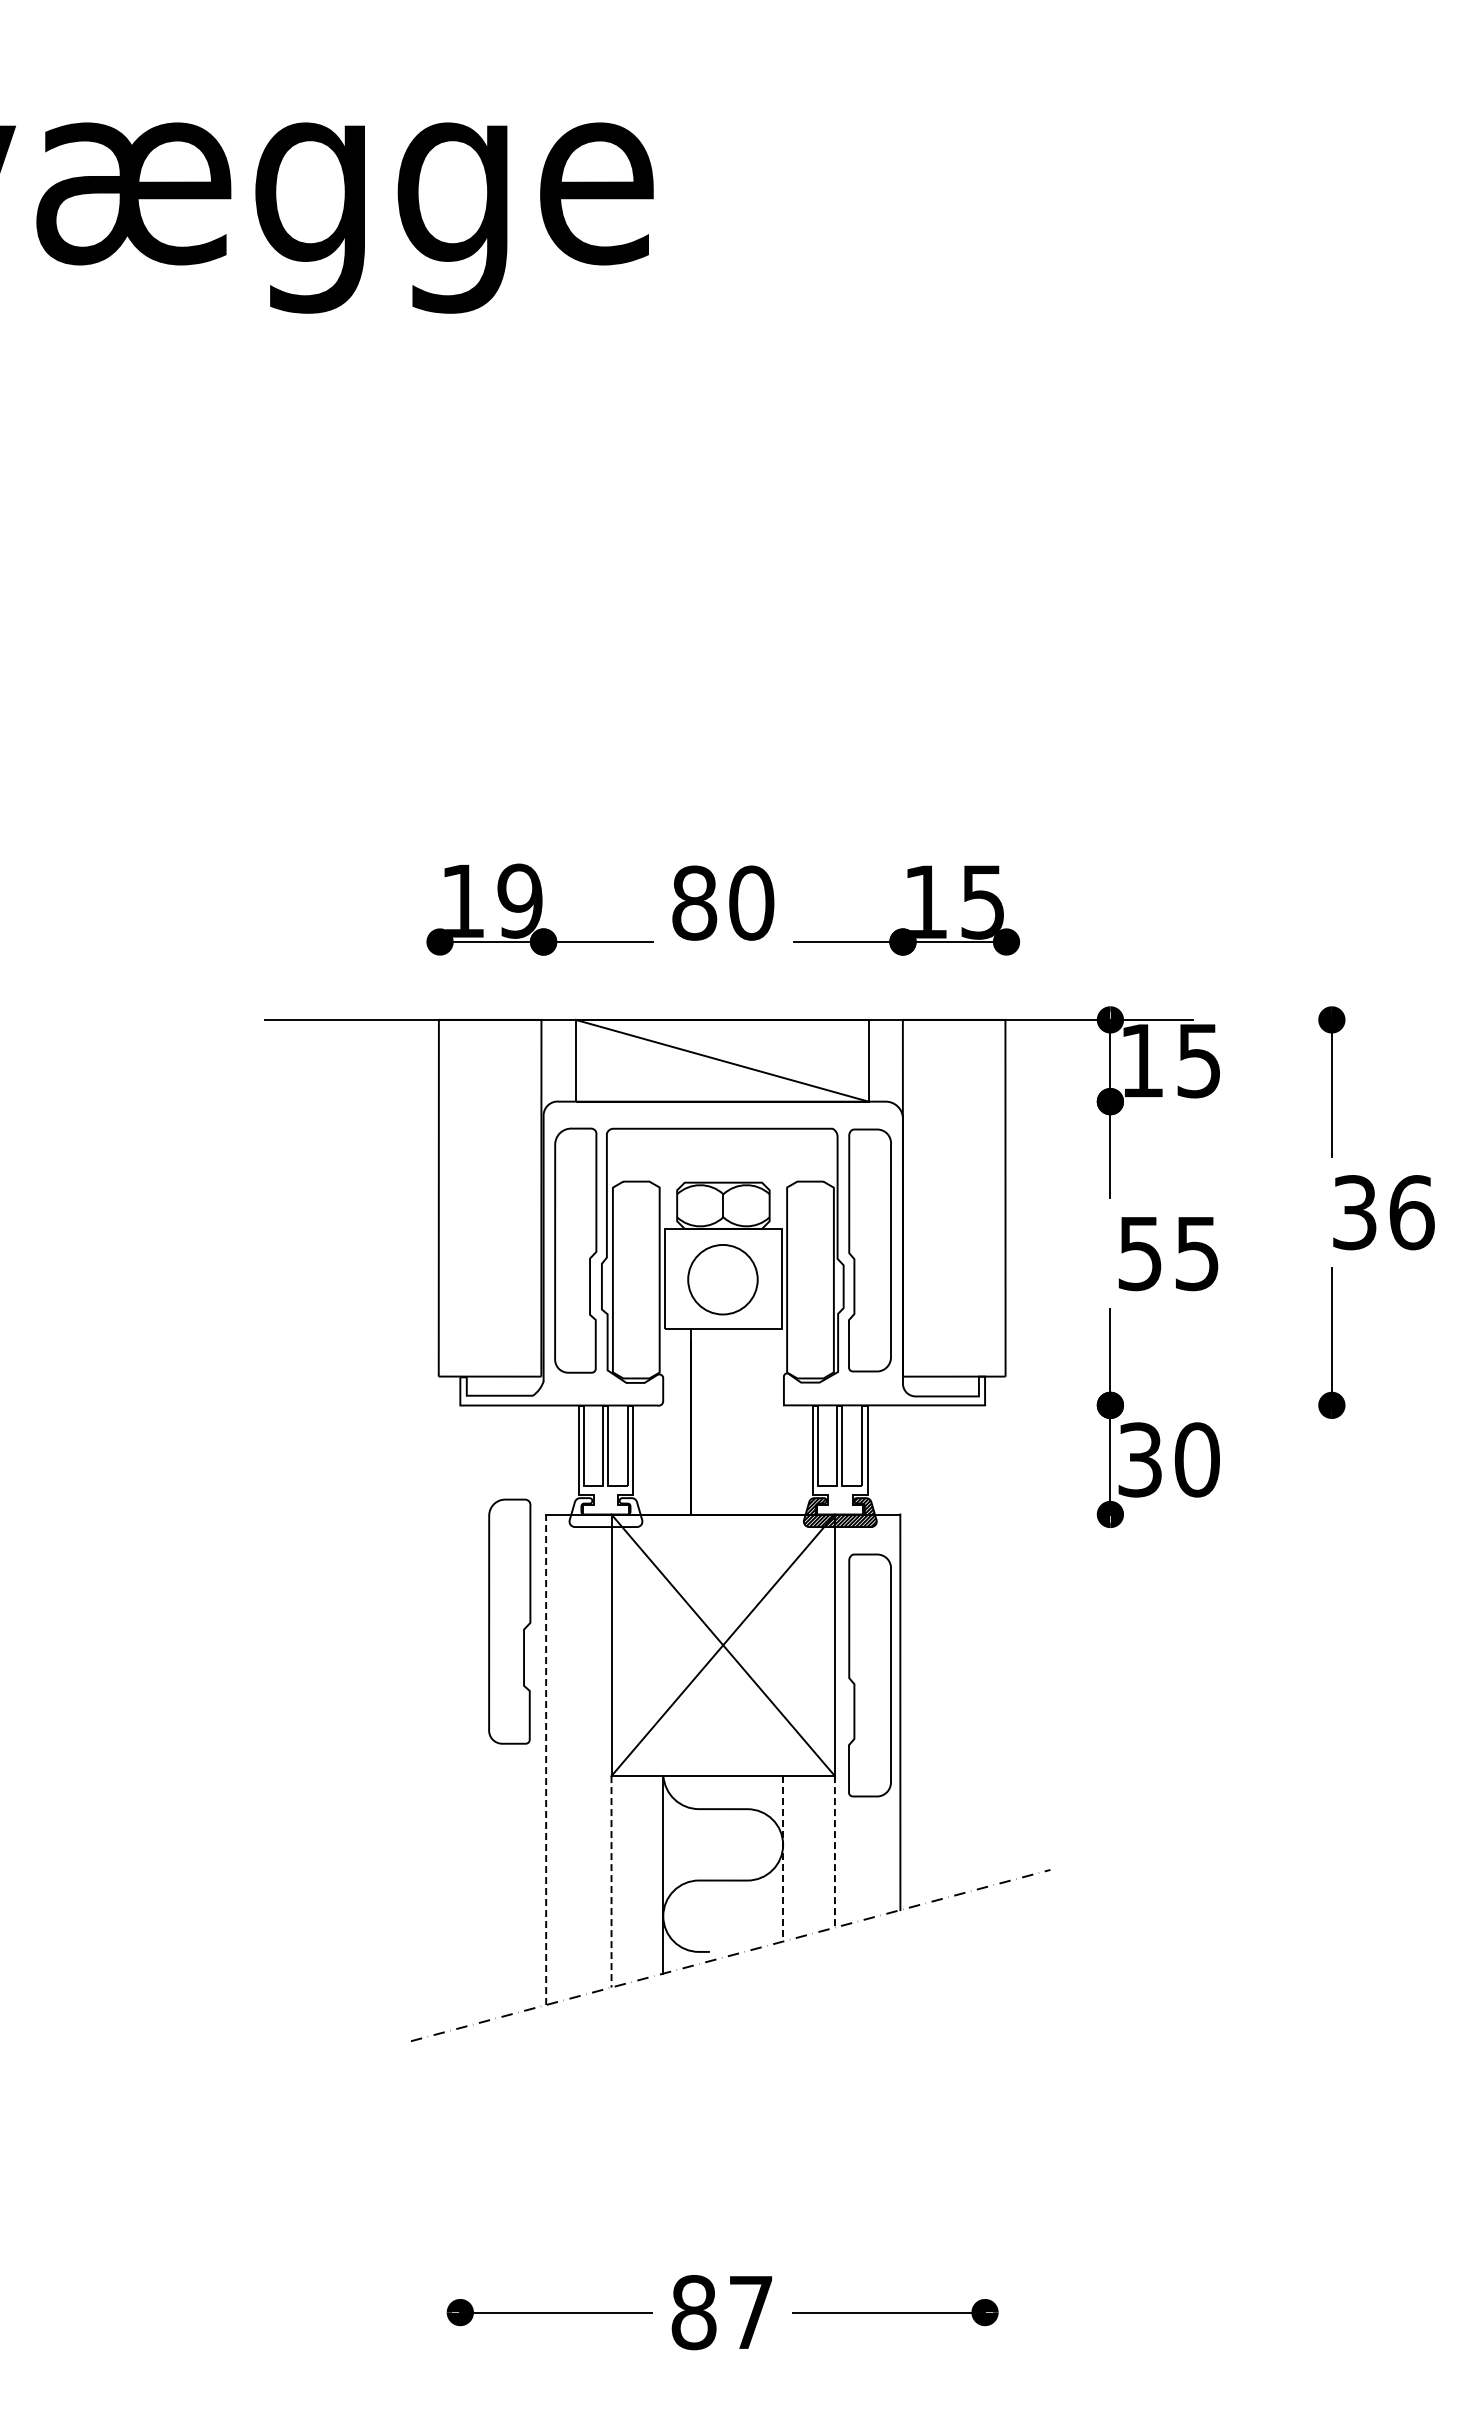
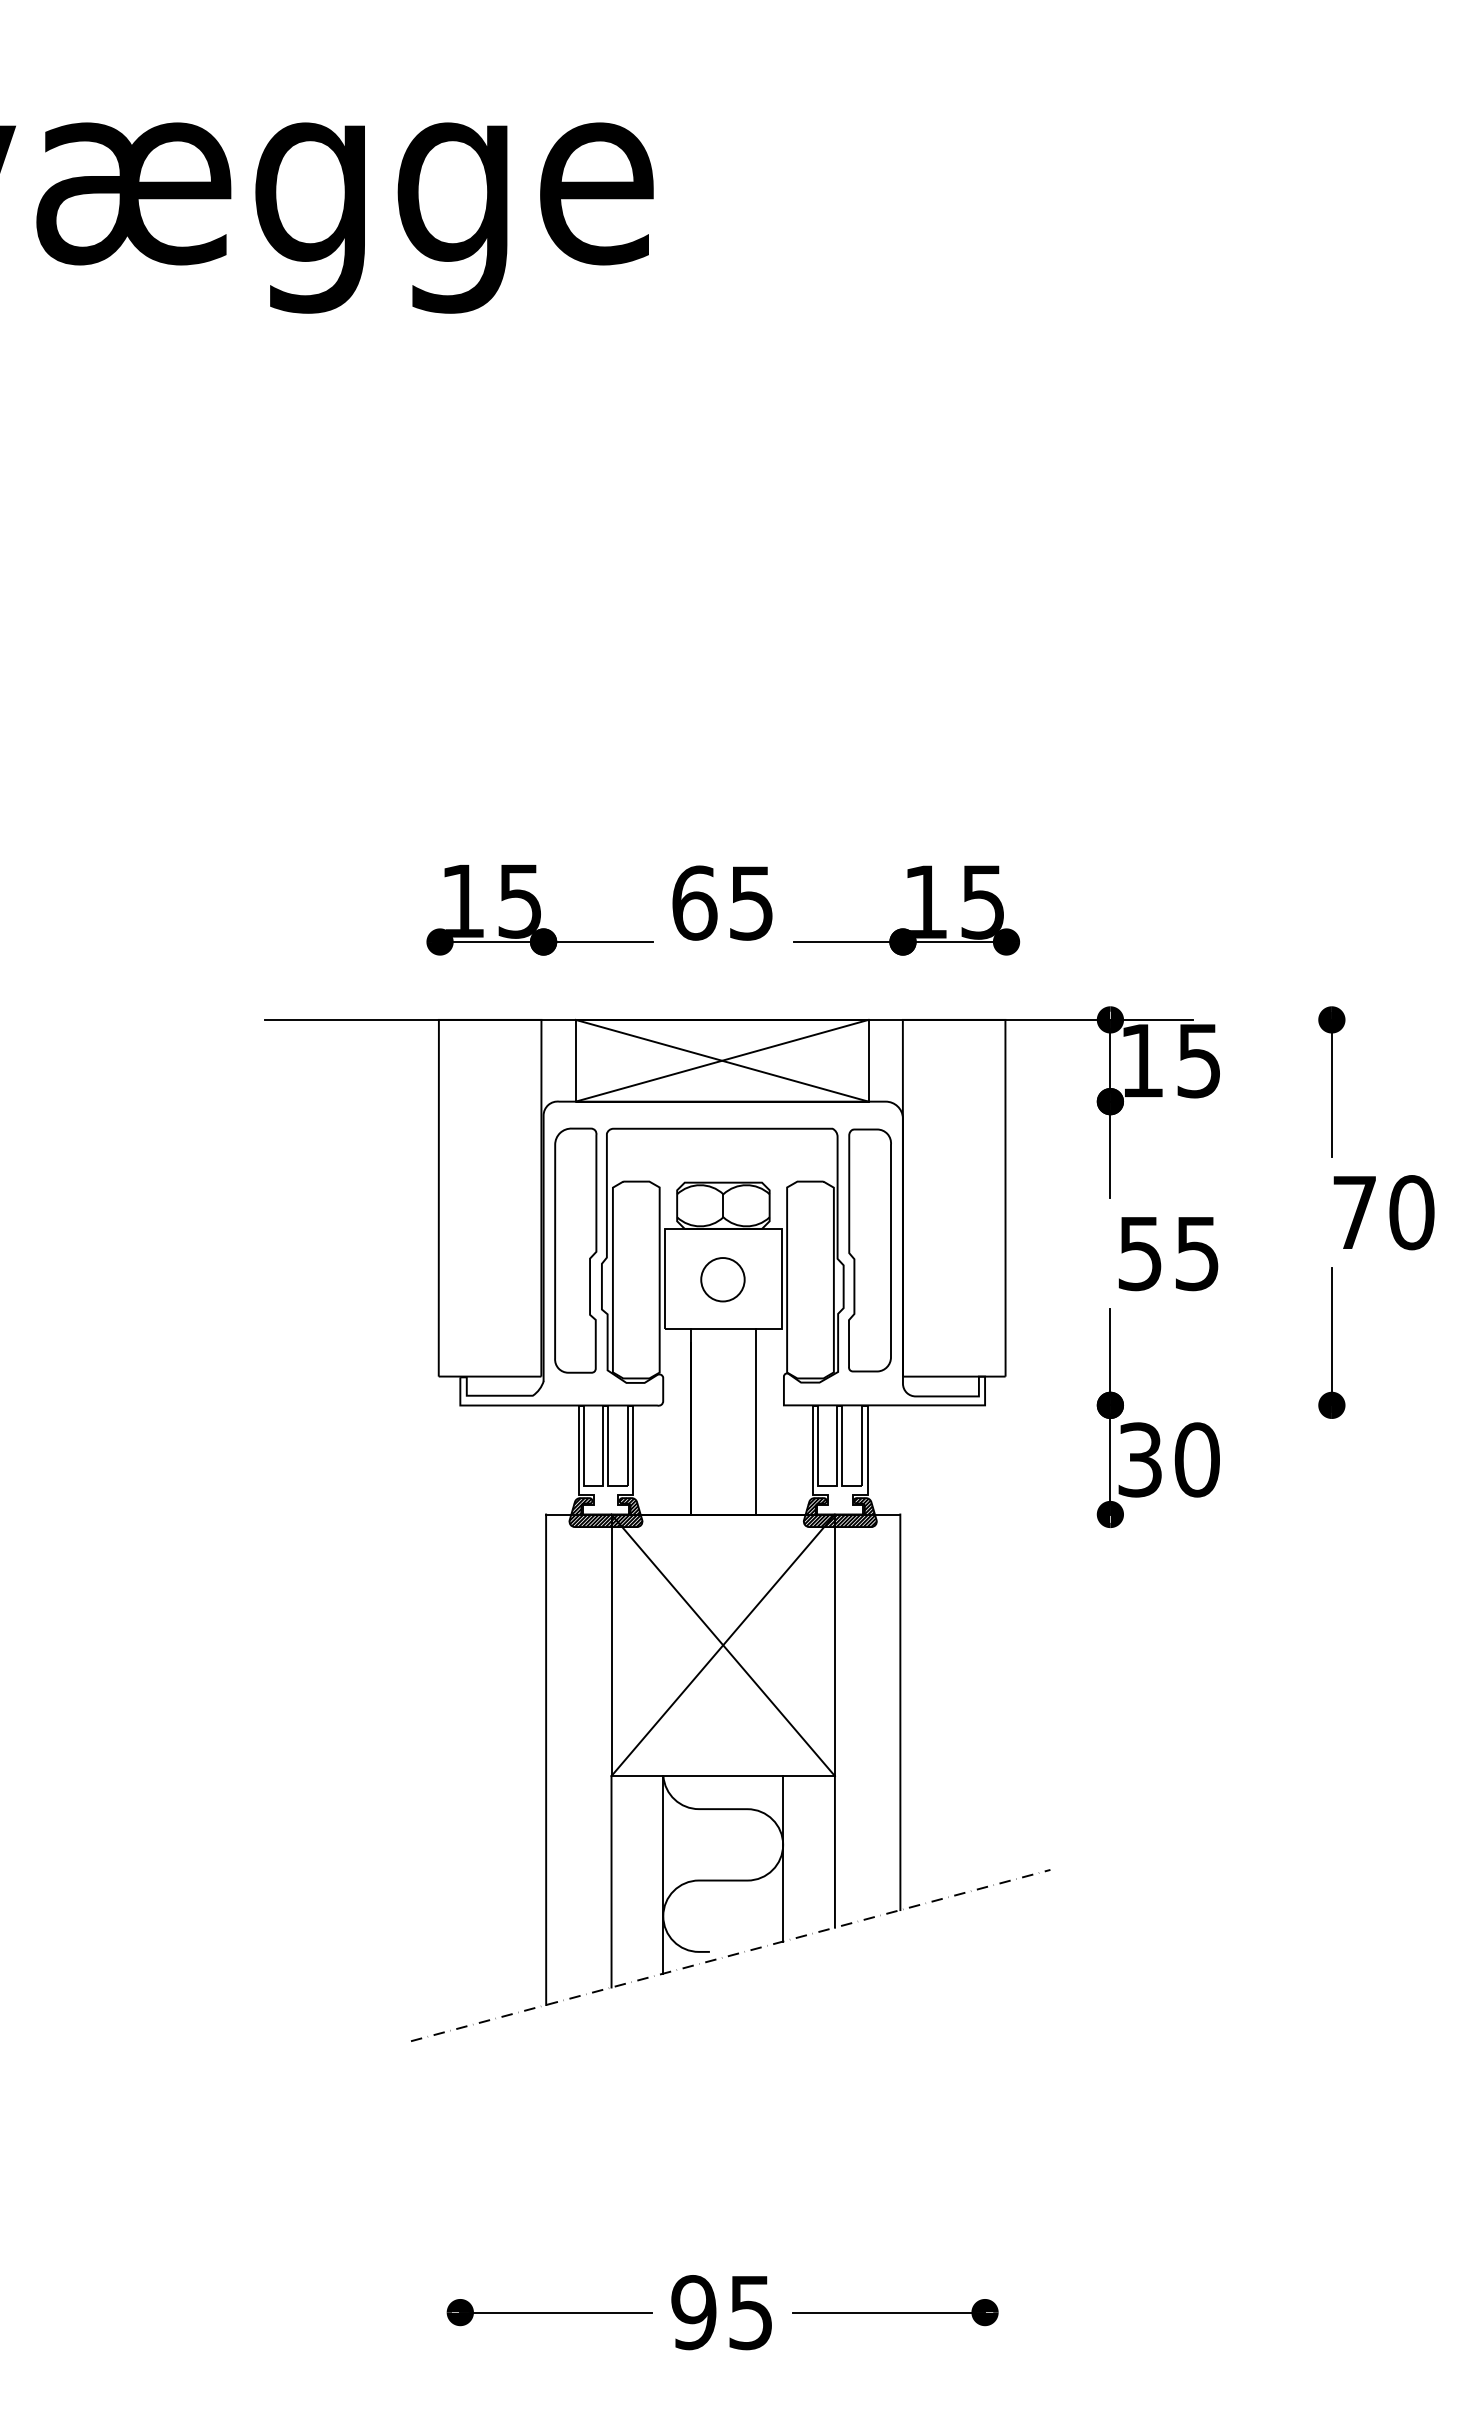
text: 19 -> 15 (519, 900)
text: 80 -> 65 (723, 902)
line: none -> present (721, 1060)
text: 36 -> 70 (1383, 1212)
circle diameter: 70 px -> 43 px (722, 1279)
line: none -> present (756, 1421)
hatch: none -> present (605, 1512)
part: present -> none (509, 1621)
part: present -> none (869, 1675)
line: dashed -> solid (546, 1759)
line: dashed -> solid (834, 1851)
line: dashed -> solid (782, 1858)
line: dashed -> solid (611, 1881)
text: 87 -> 95 (721, 2312)
